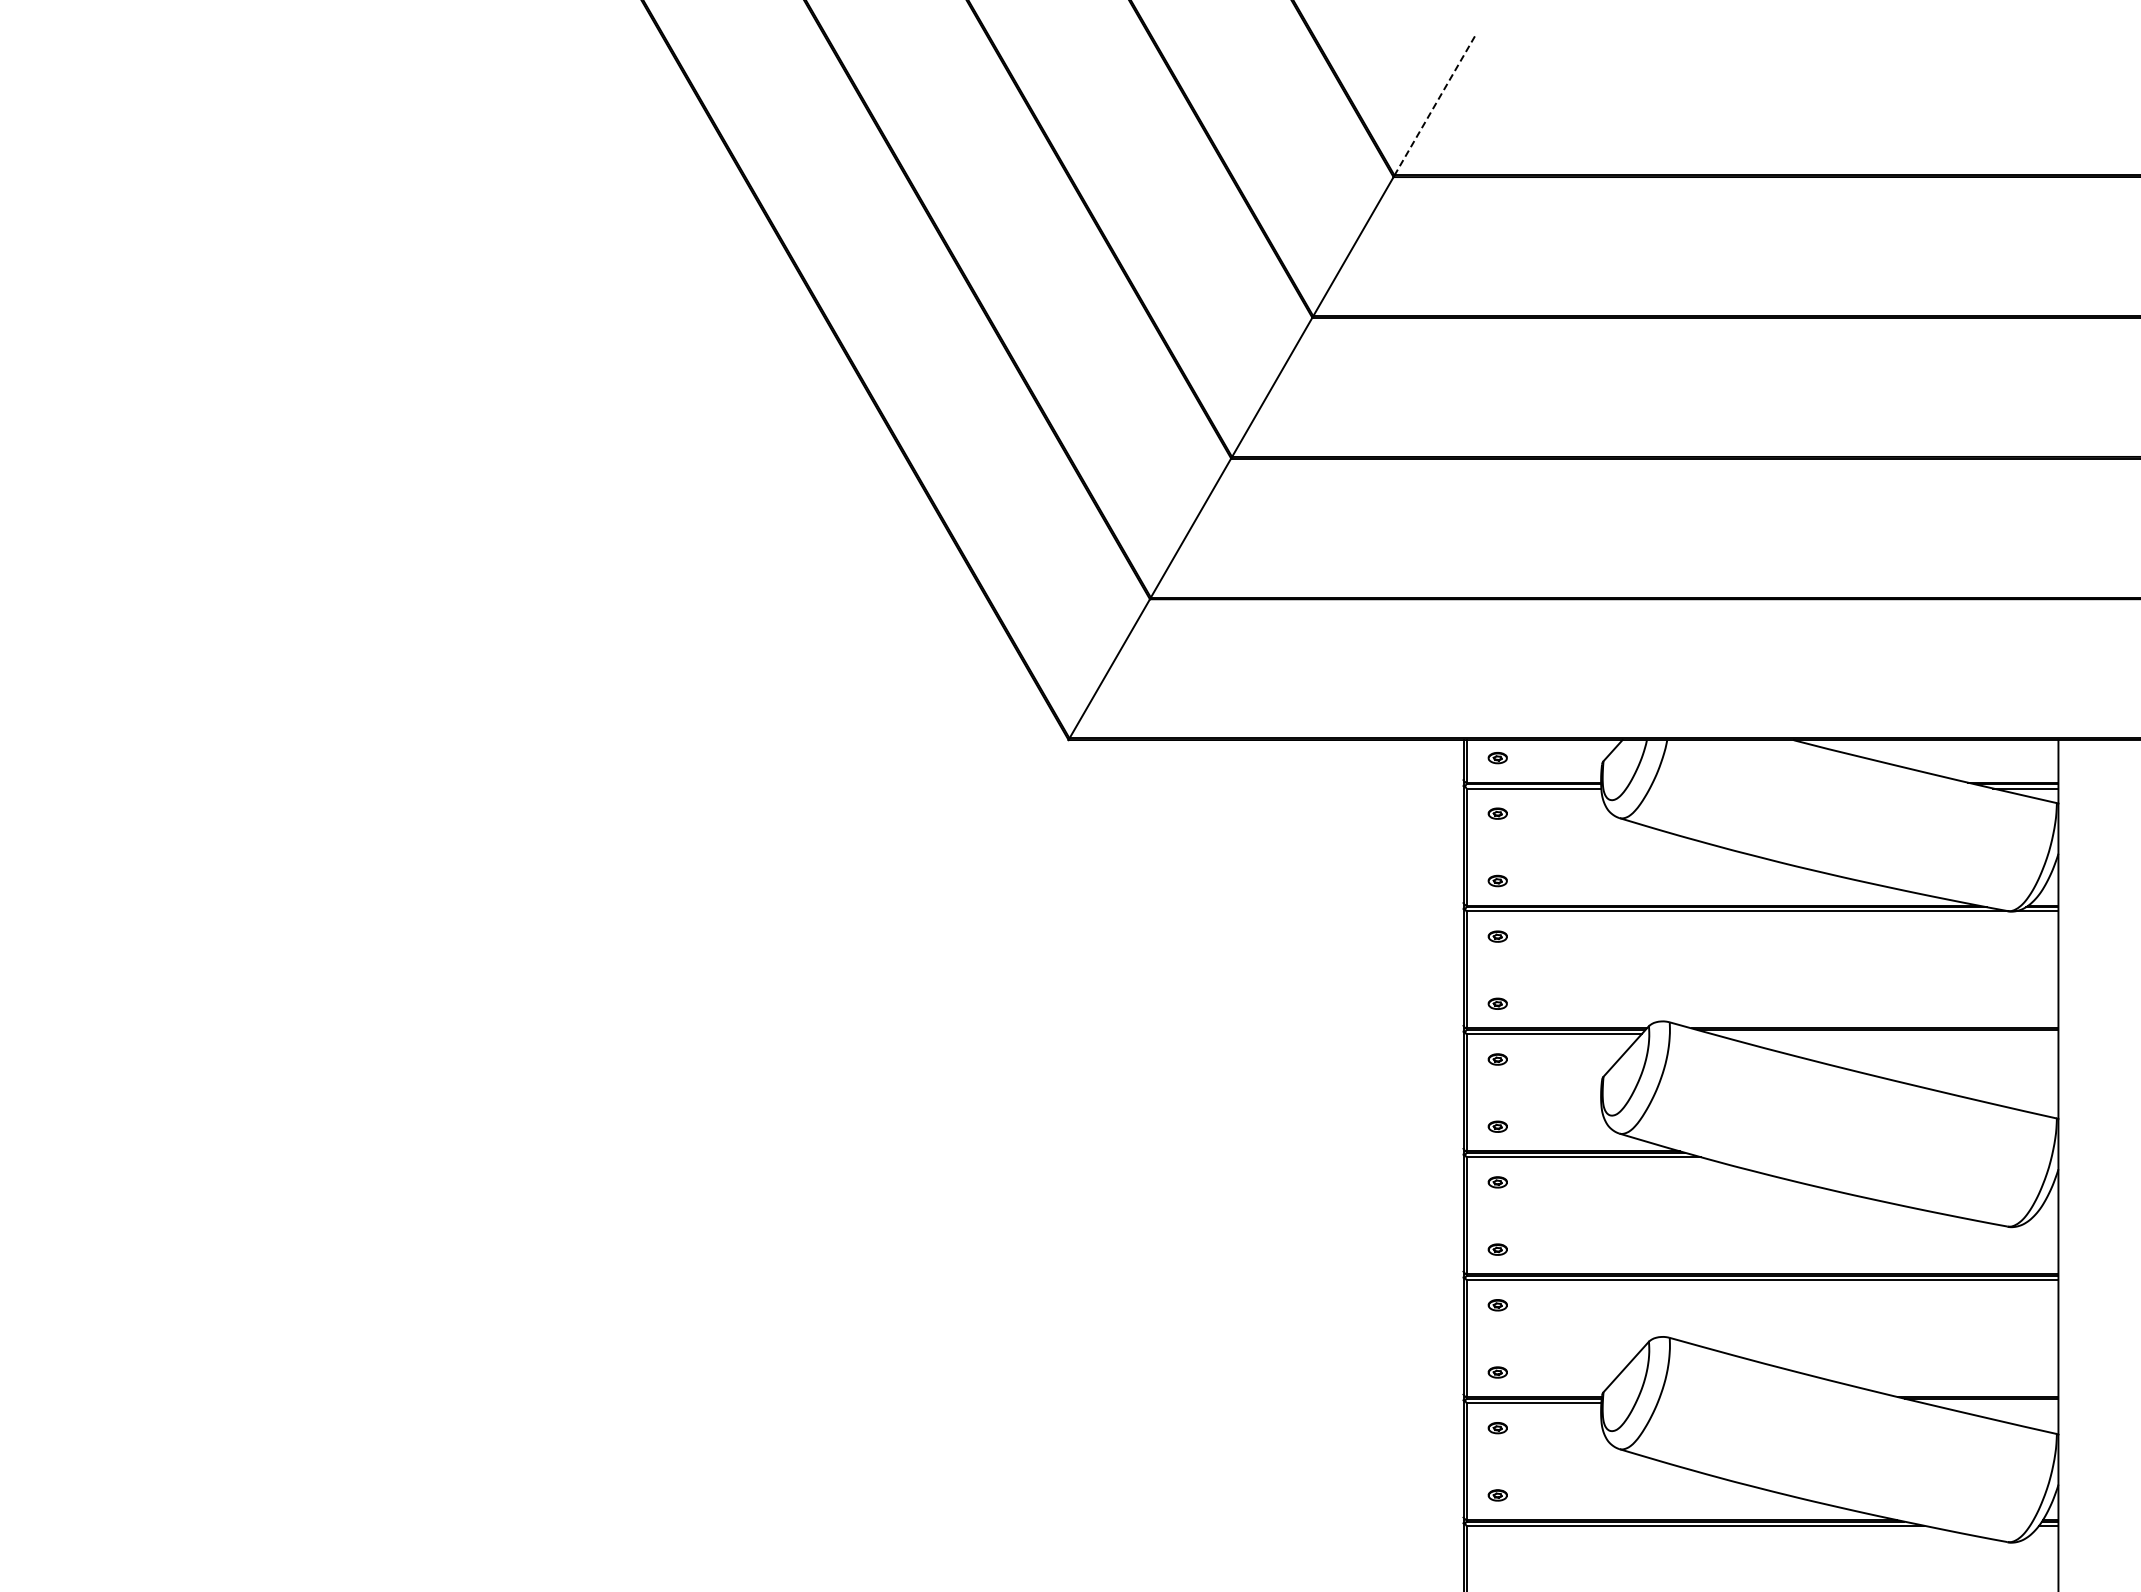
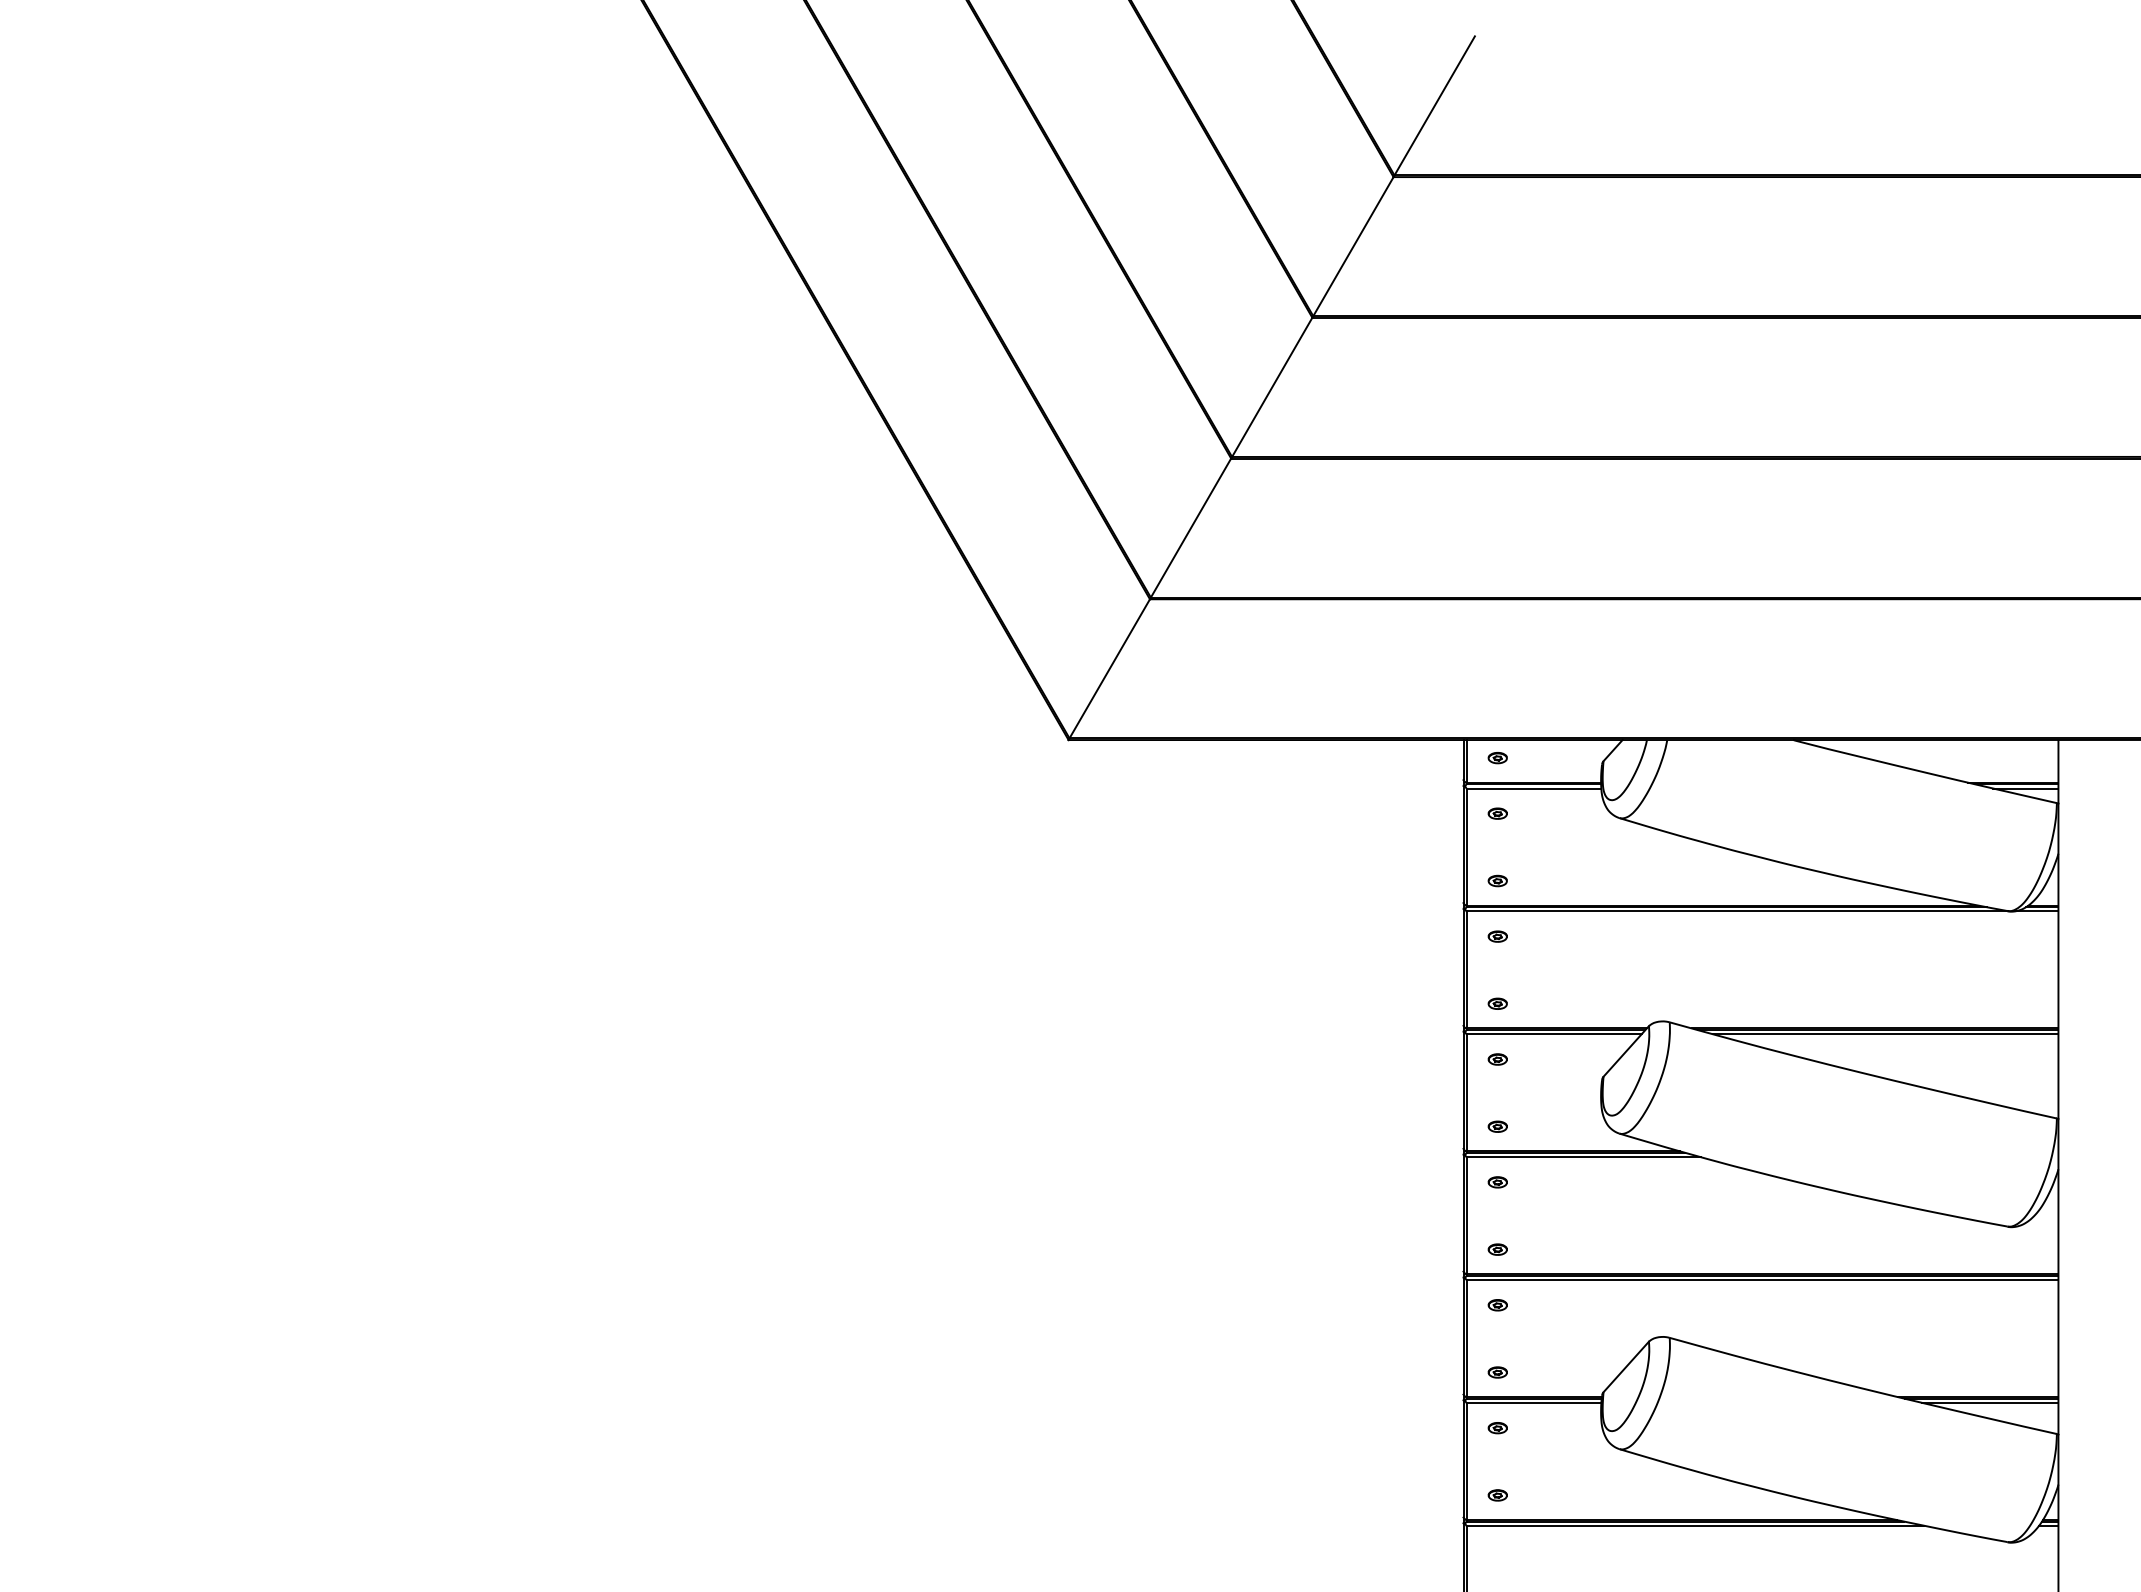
line: dashed -> solid (1434, 106)
line: none -> present (1885, 1034)
line: none -> present (1990, 1402)
